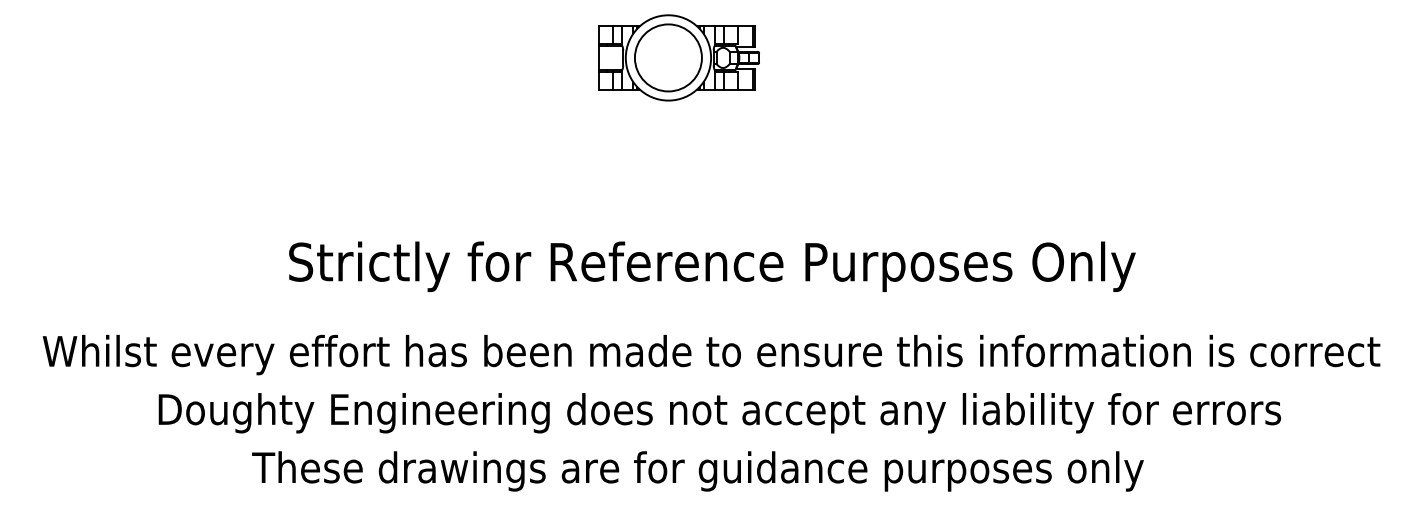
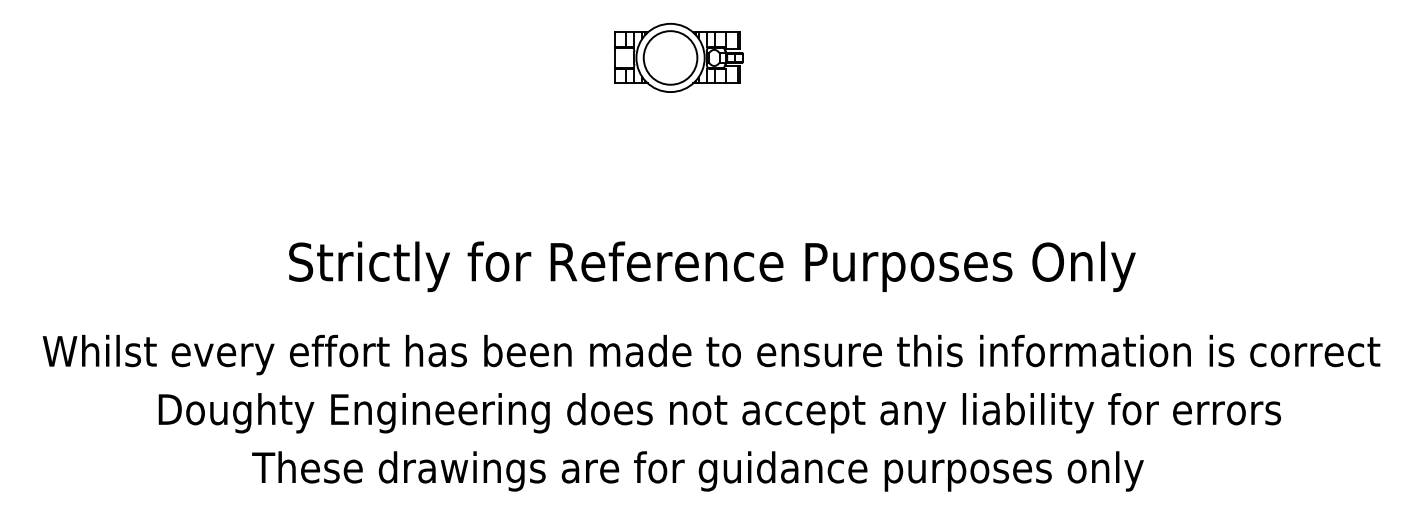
part size: 162x88 px -> 130x71 px (678, 57)
